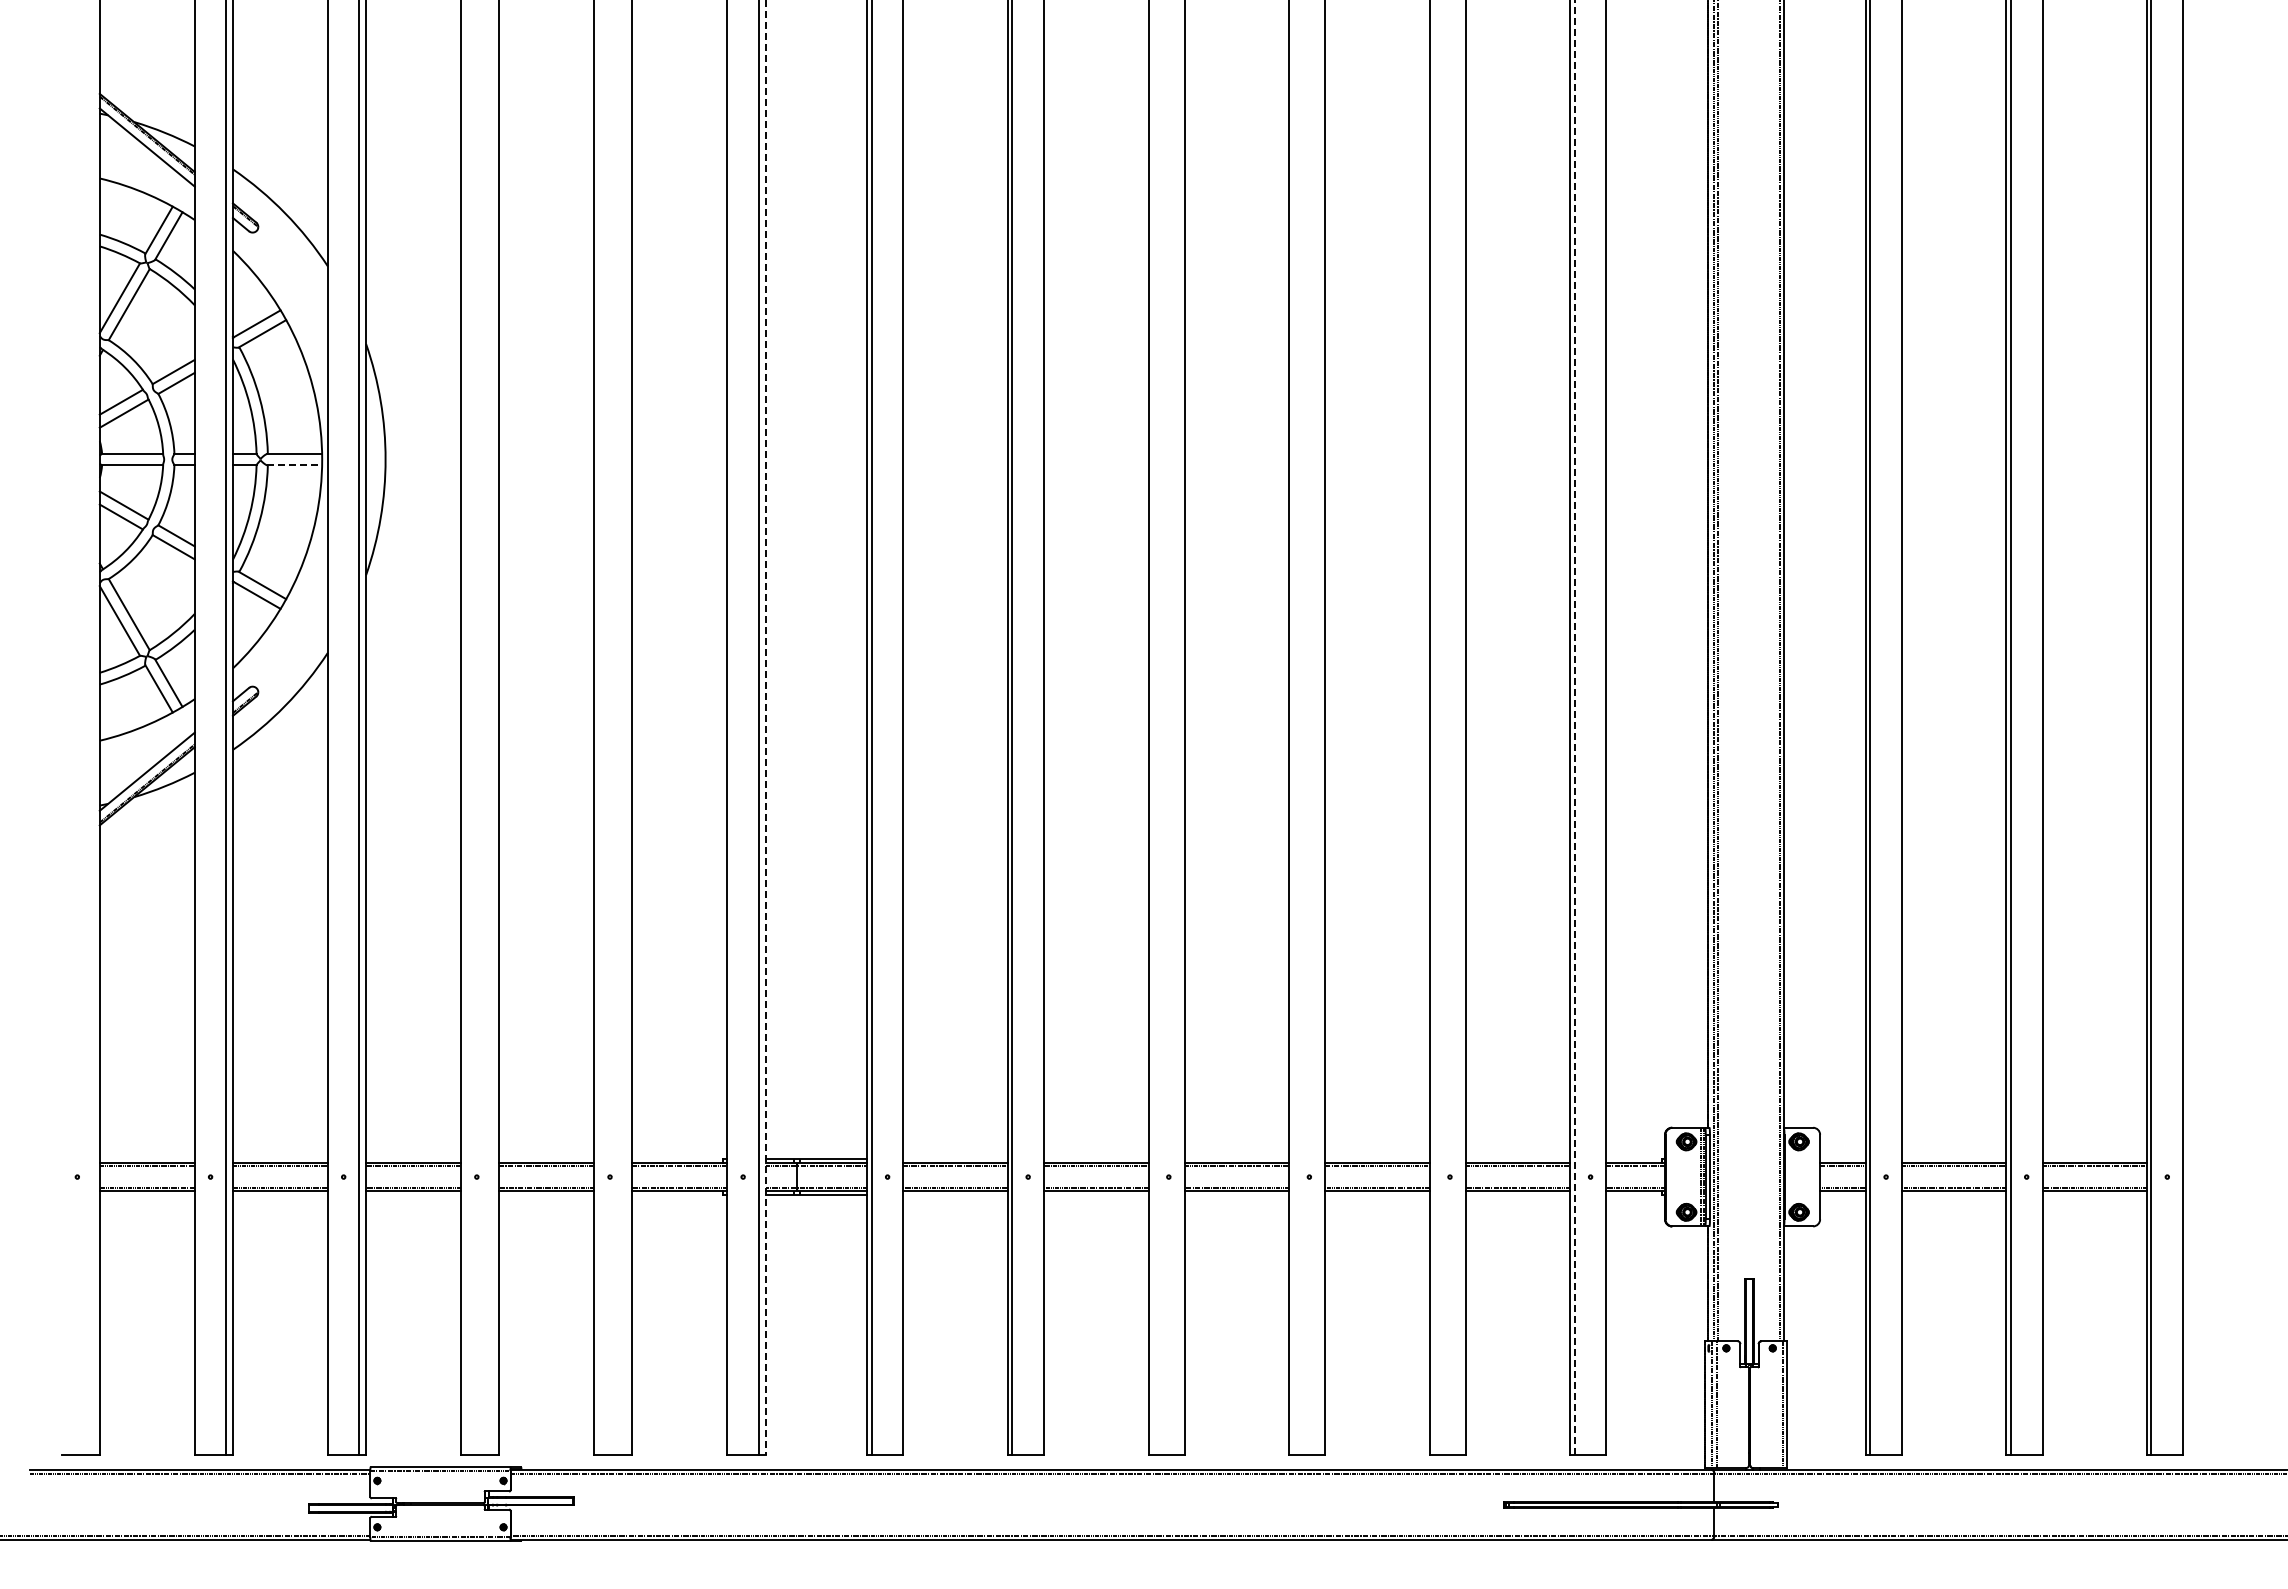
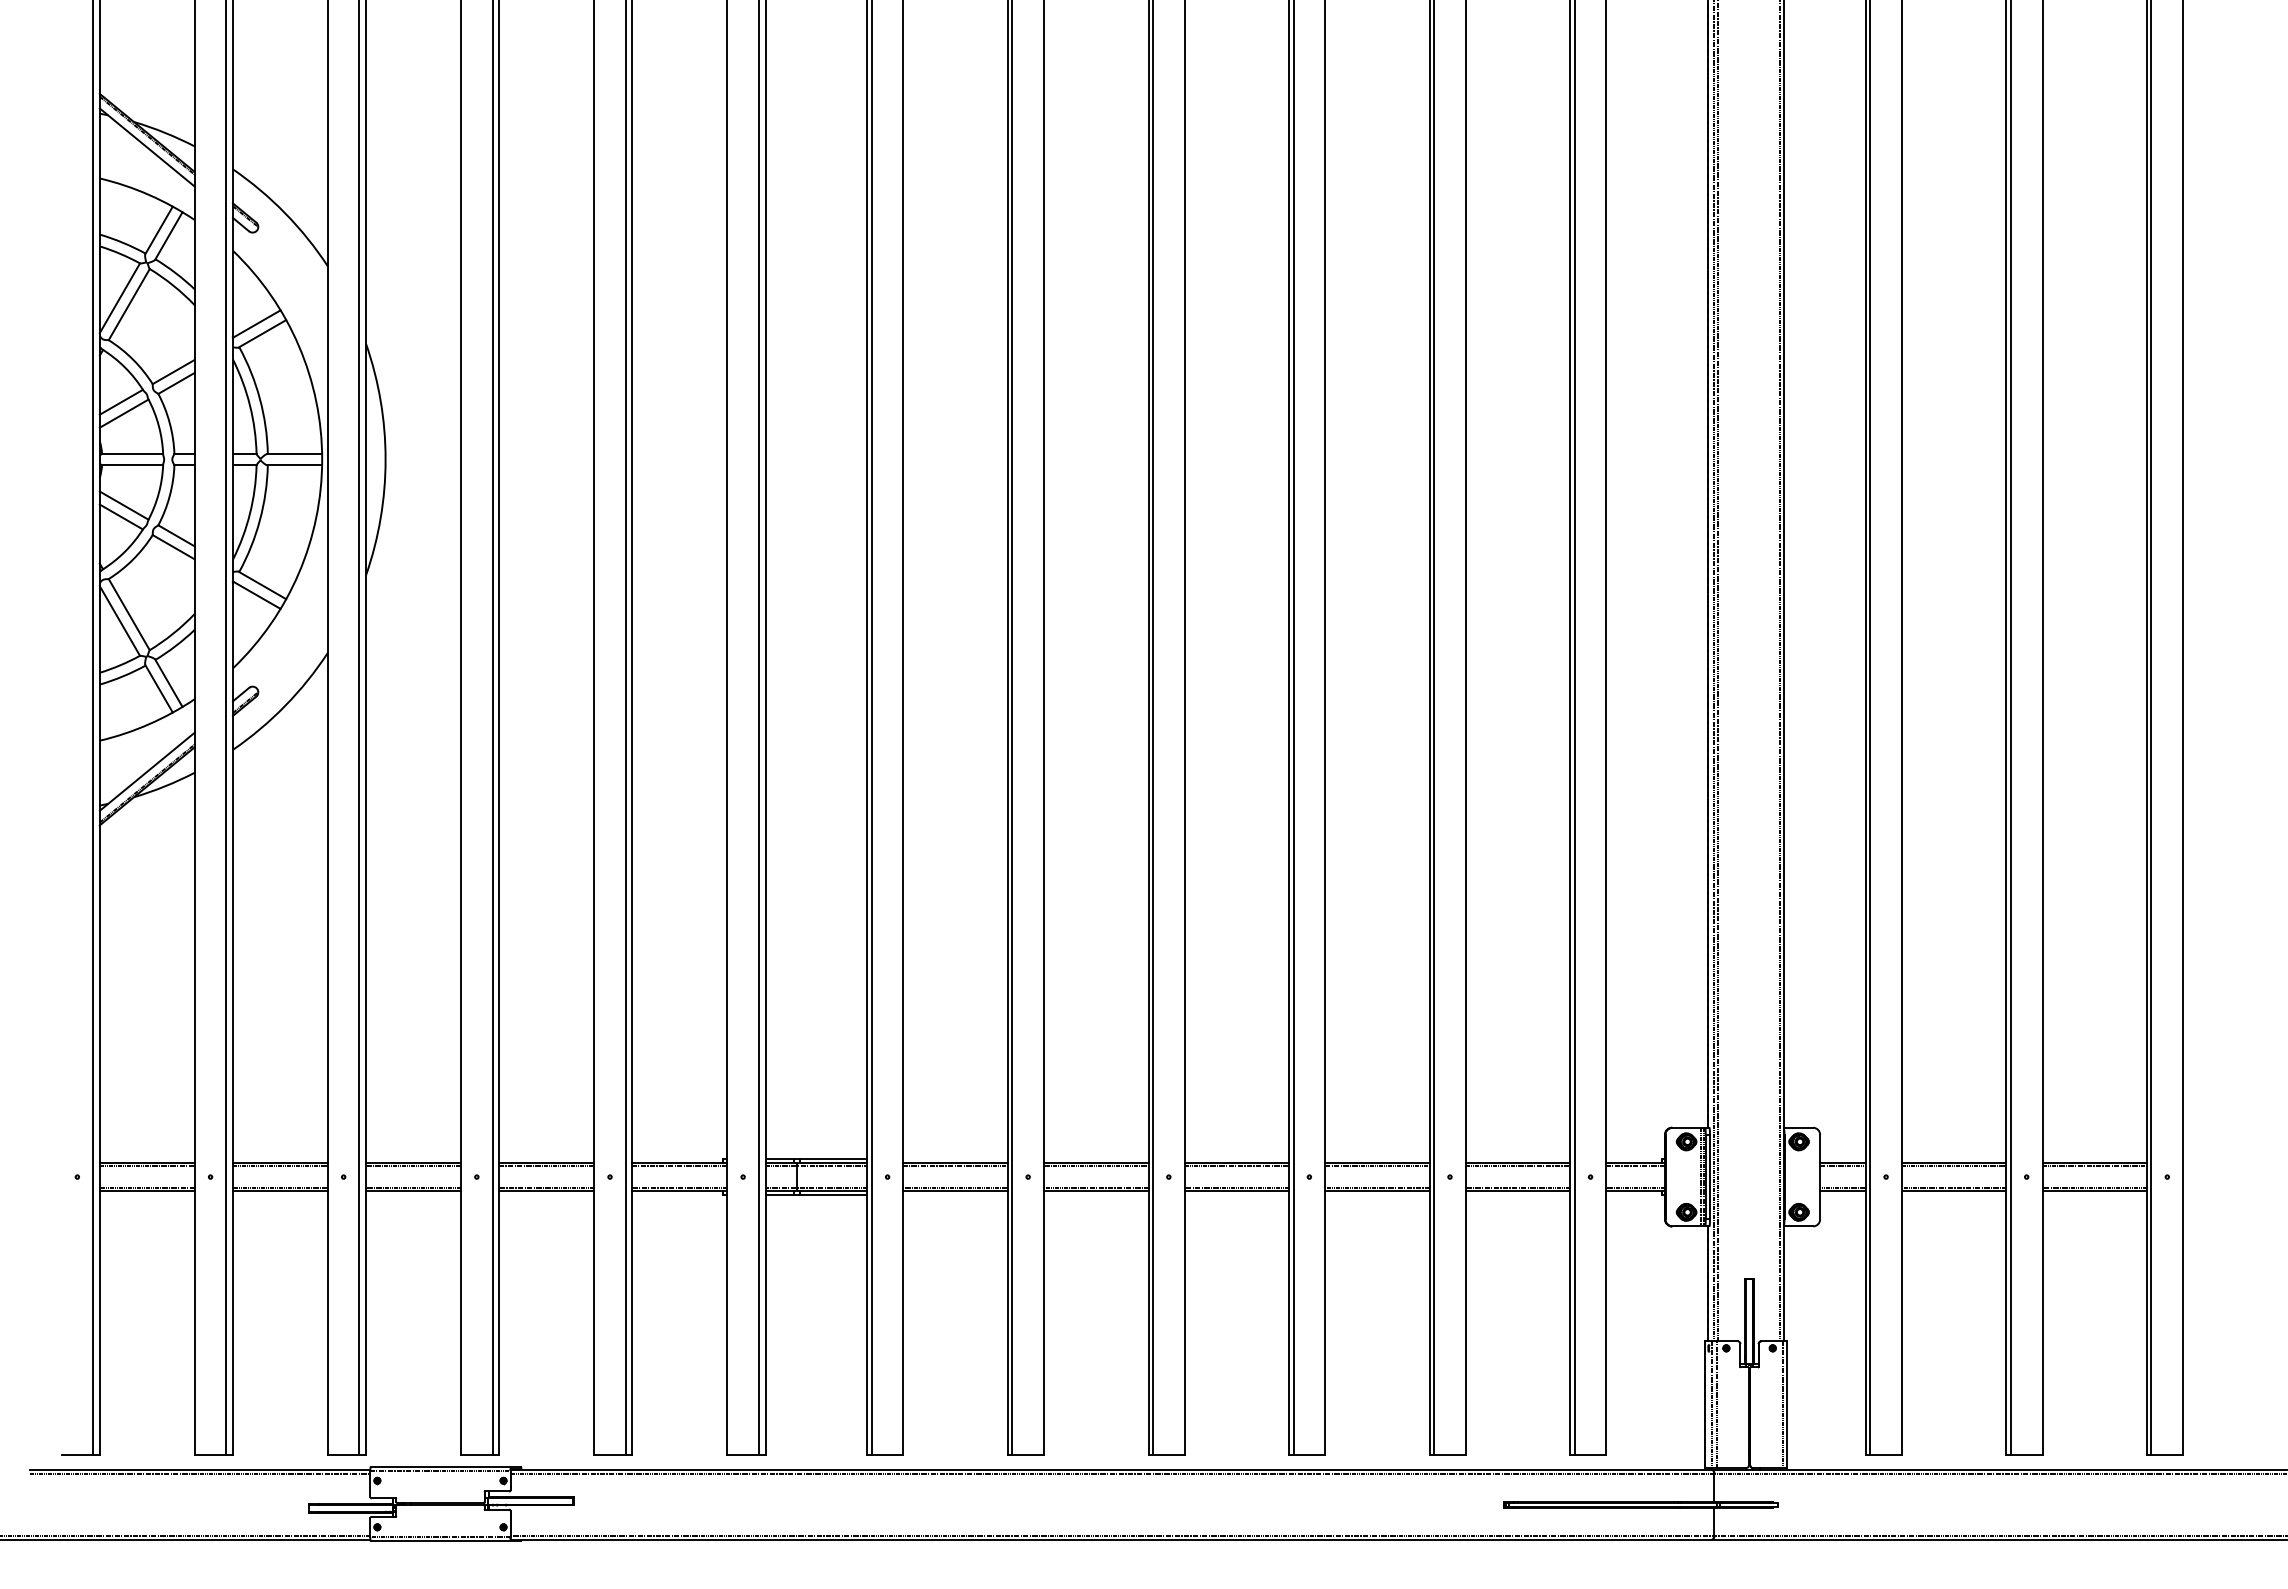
line: dashed -> solid (295, 465)
line: dashed -> solid (1574, 727)
line: none -> present (93, 728)
line: none -> present (492, 728)
line: none -> present (625, 728)
line: dashed -> solid (765, 728)
line: none -> present (1152, 728)
line: none -> present (1293, 728)
line: none -> present (1434, 728)
